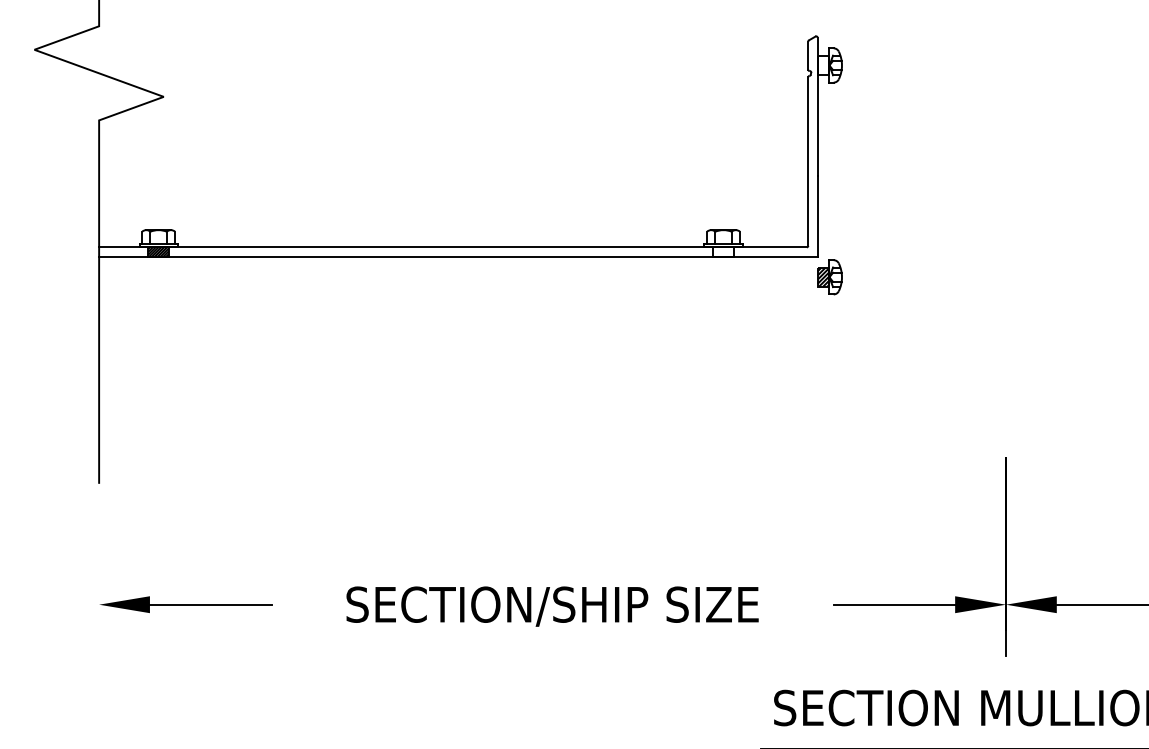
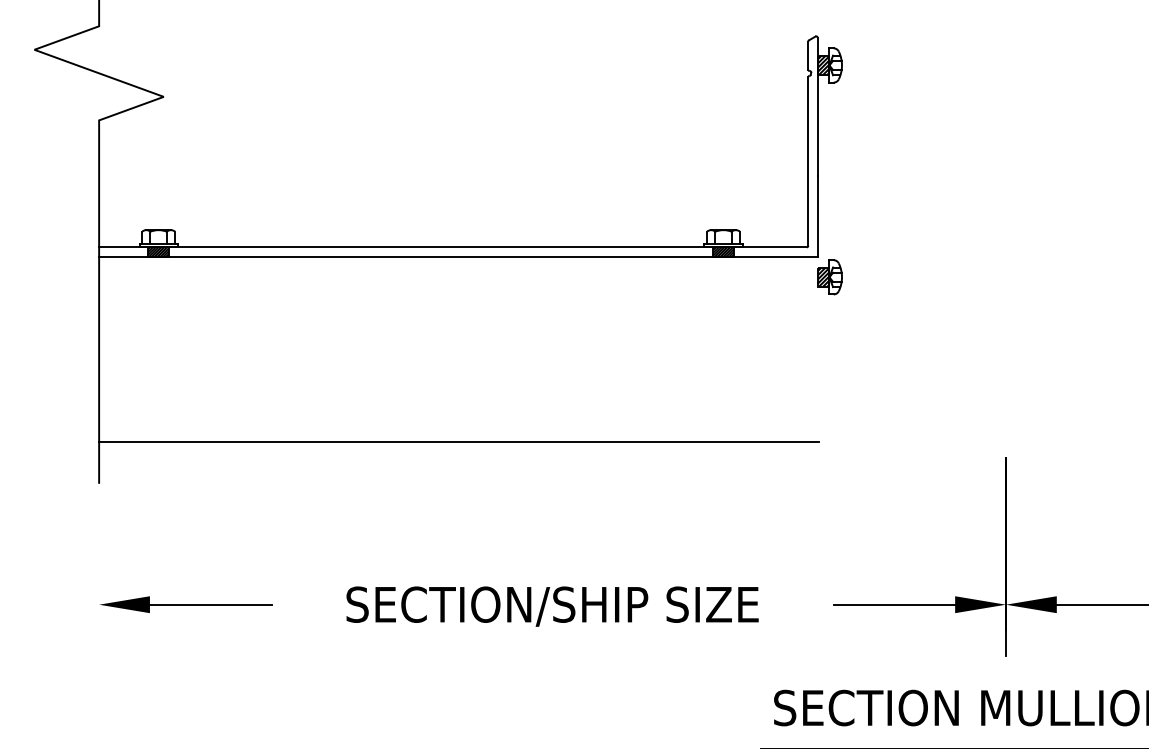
hatch: none -> present (823, 65)
hatch: none -> present (723, 251)
line: none -> present (459, 442)
